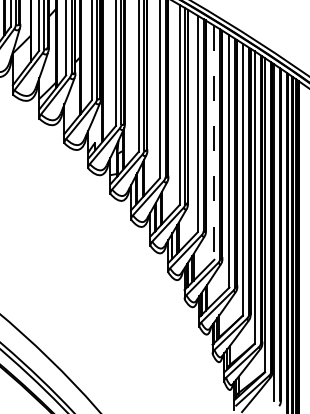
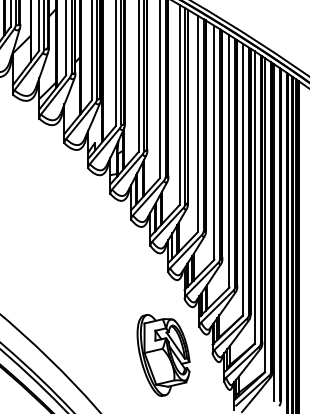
line: dashed -> solid (214, 143)
part: none -> present (163, 355)
